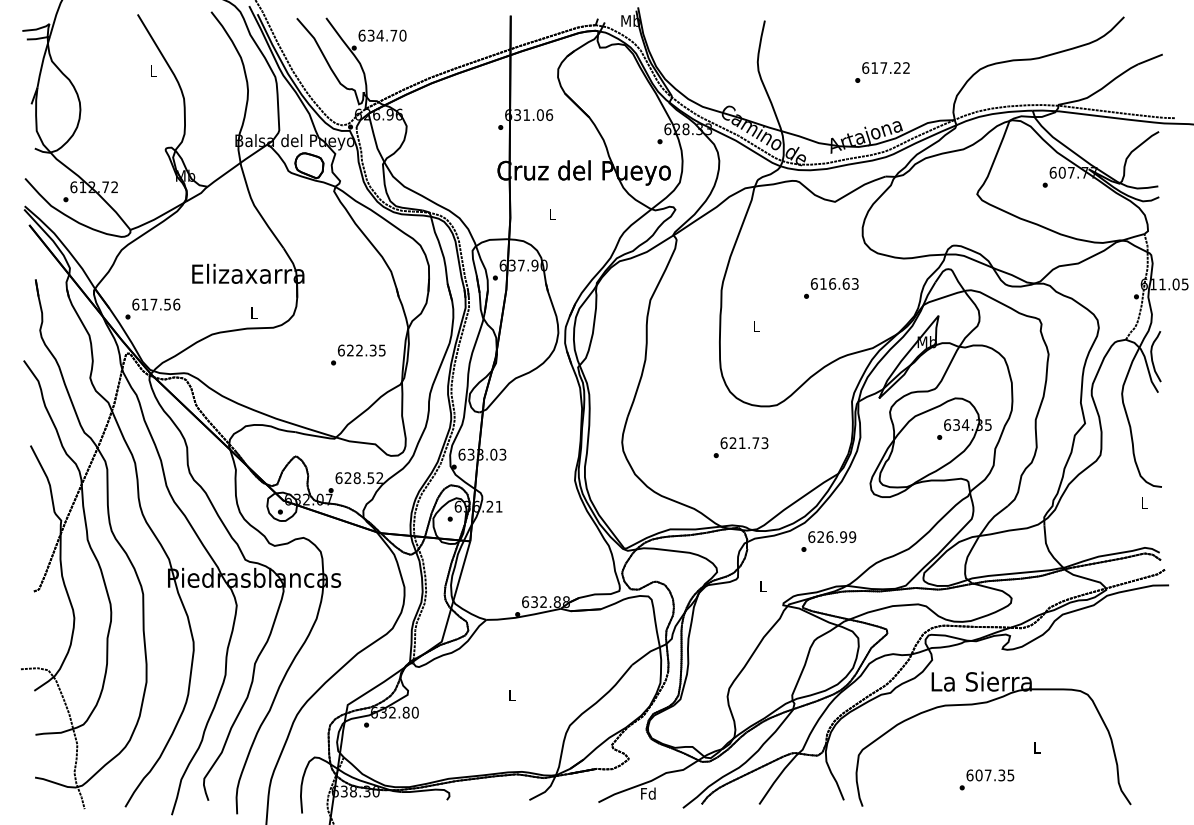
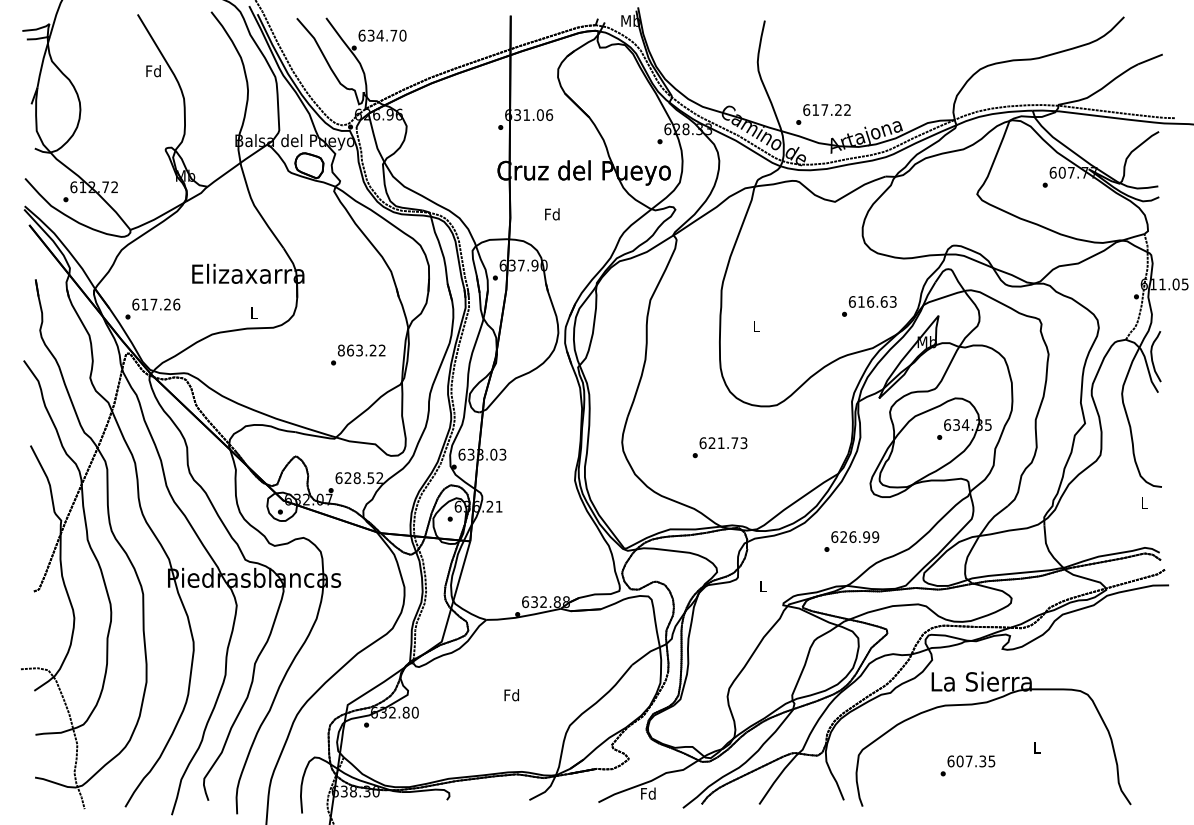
text: L -> Fd (153, 71)
text position: (882, 72) -> (823, 114) (823, 114)
text: L -> Fd (552, 214)
text position: (831, 288) -> (869, 306) (869, 306)
text: 617.56 -> 617.26 (167, 304)
text: 622.35 -> 863.22 (361, 350)
text position: (740, 447) -> (719, 447) (719, 447)
text position: (828, 541) -> (851, 541) (851, 541)
text: L -> Fd (511, 695)
text position: (986, 779) -> (967, 765) (967, 765)
